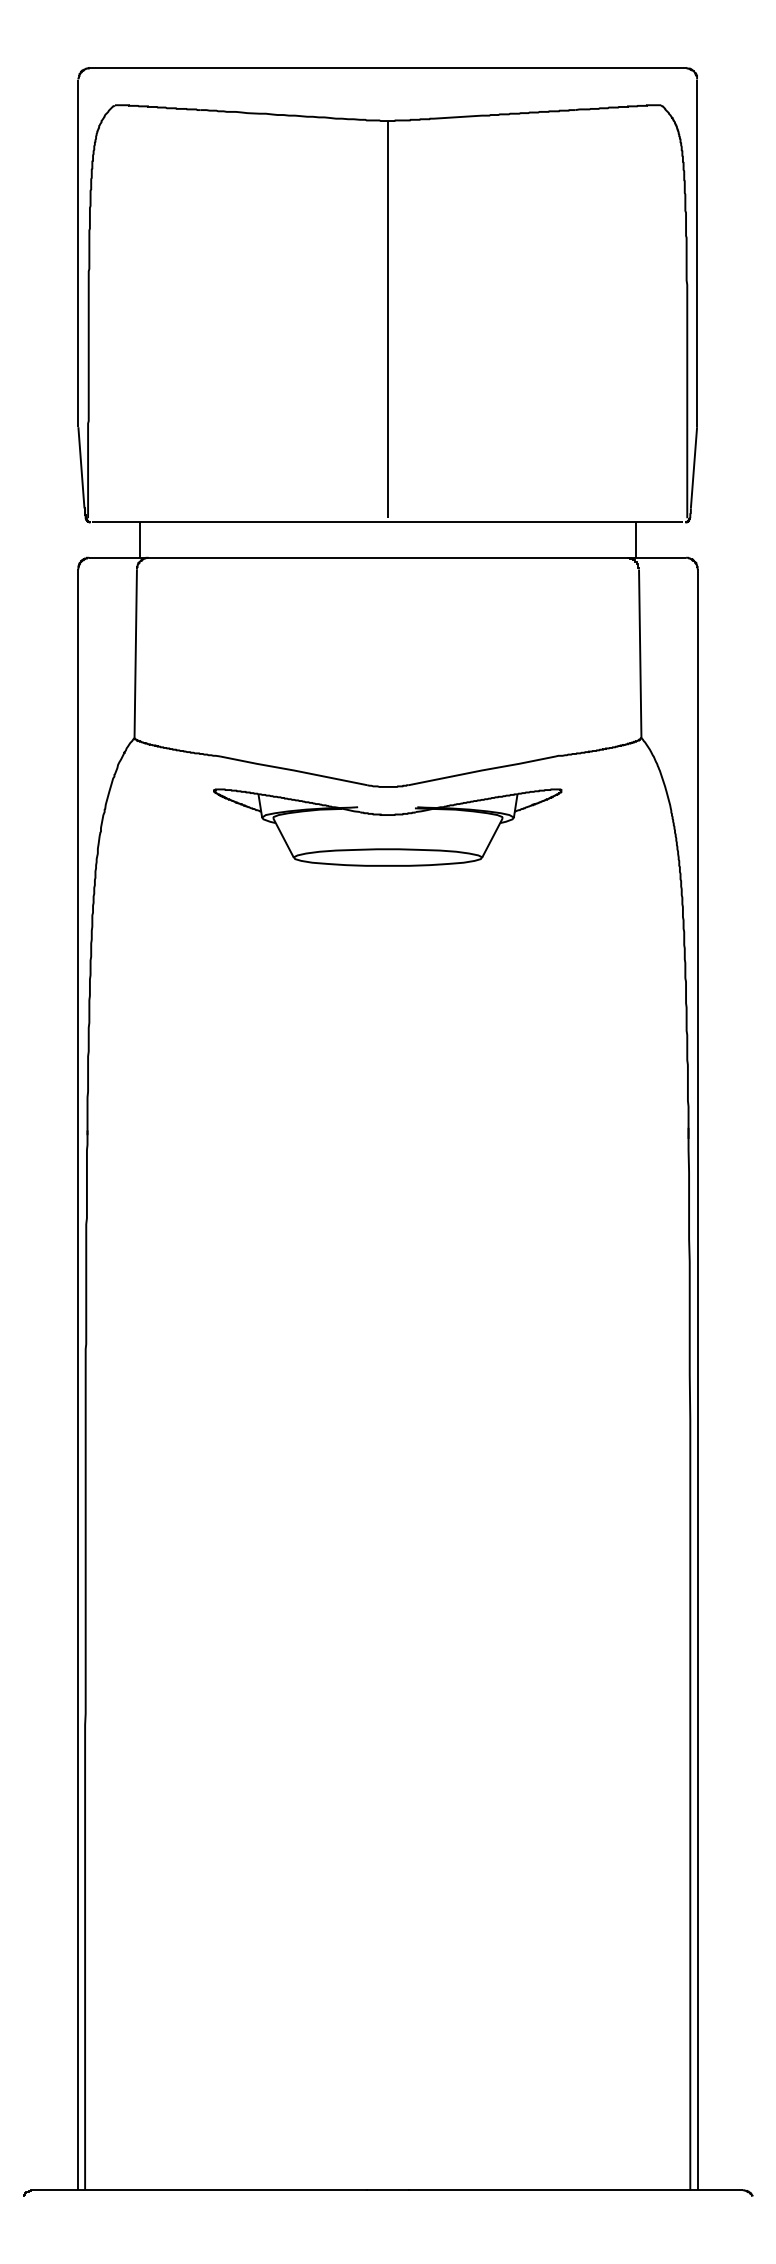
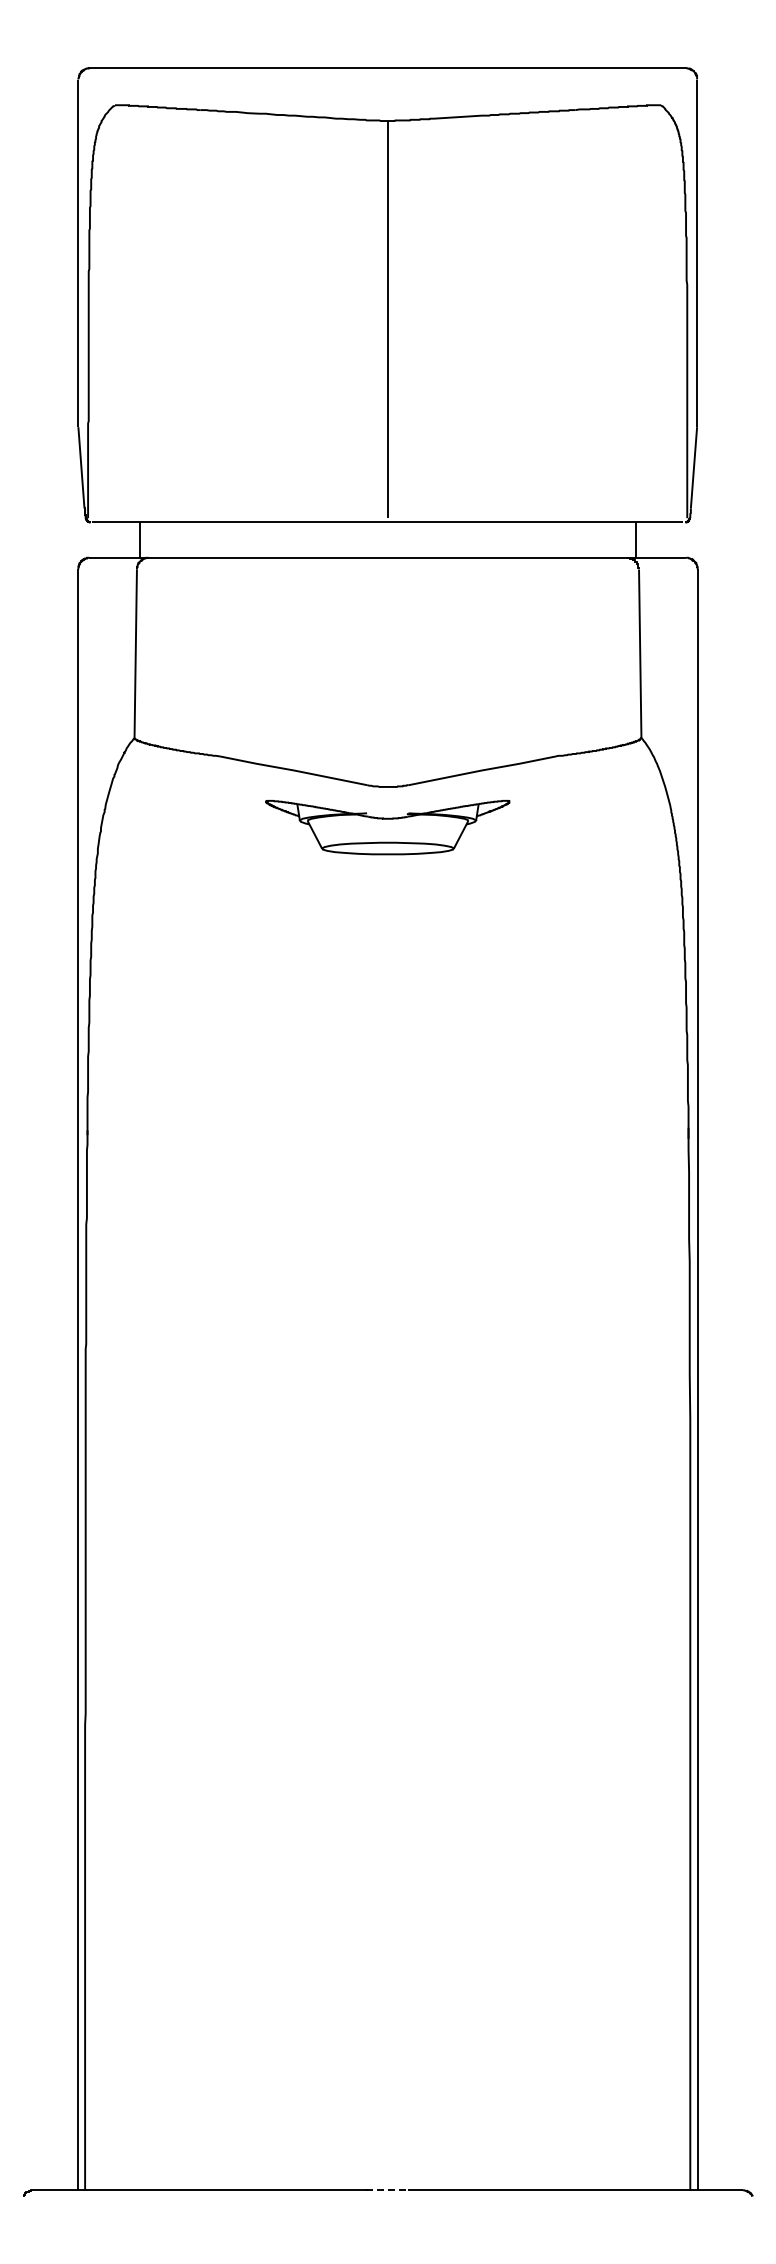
part size: 350x79 px -> 246x56 px (387, 827)
line: solid -> dashed (388, 2190)
